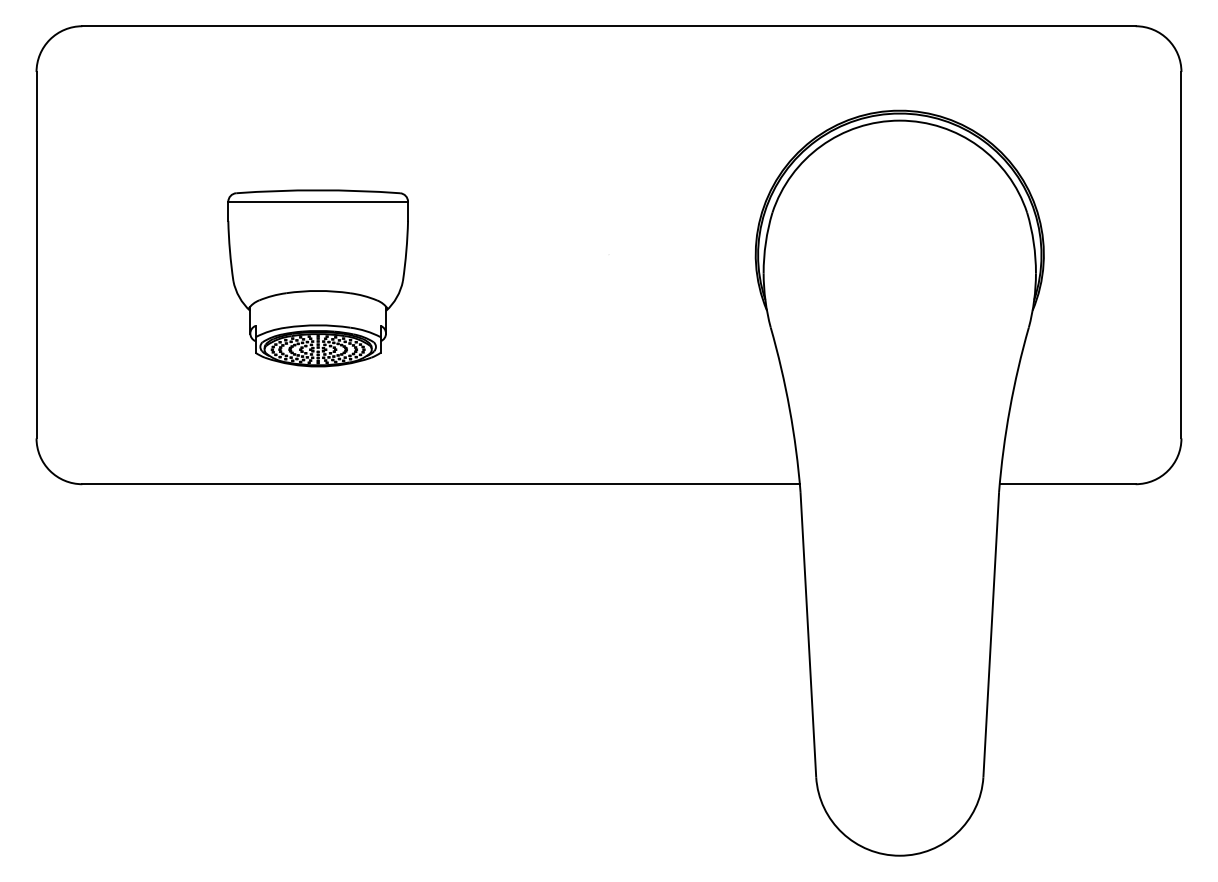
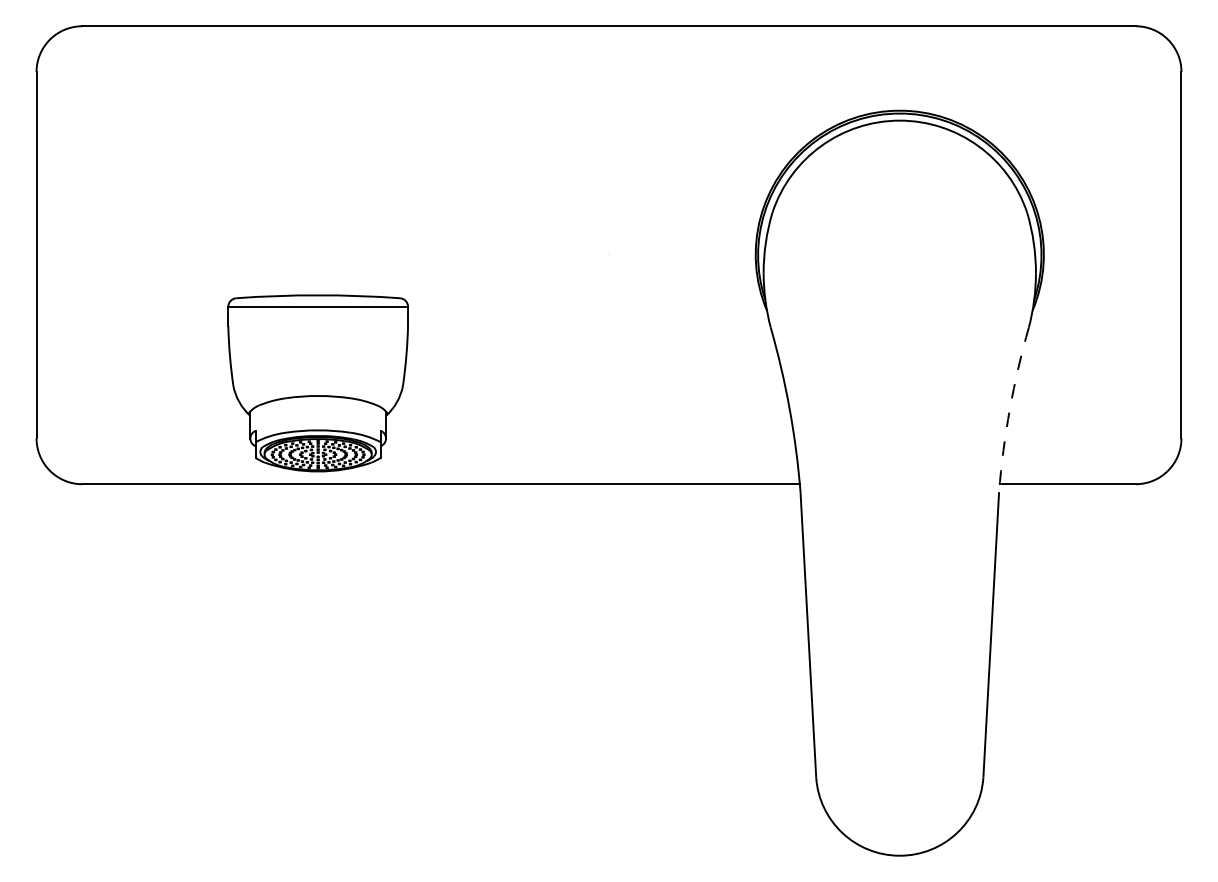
part position: (317, 278) -> (317, 383) (317, 383)
arc: solid -> dashed (1009, 409)
